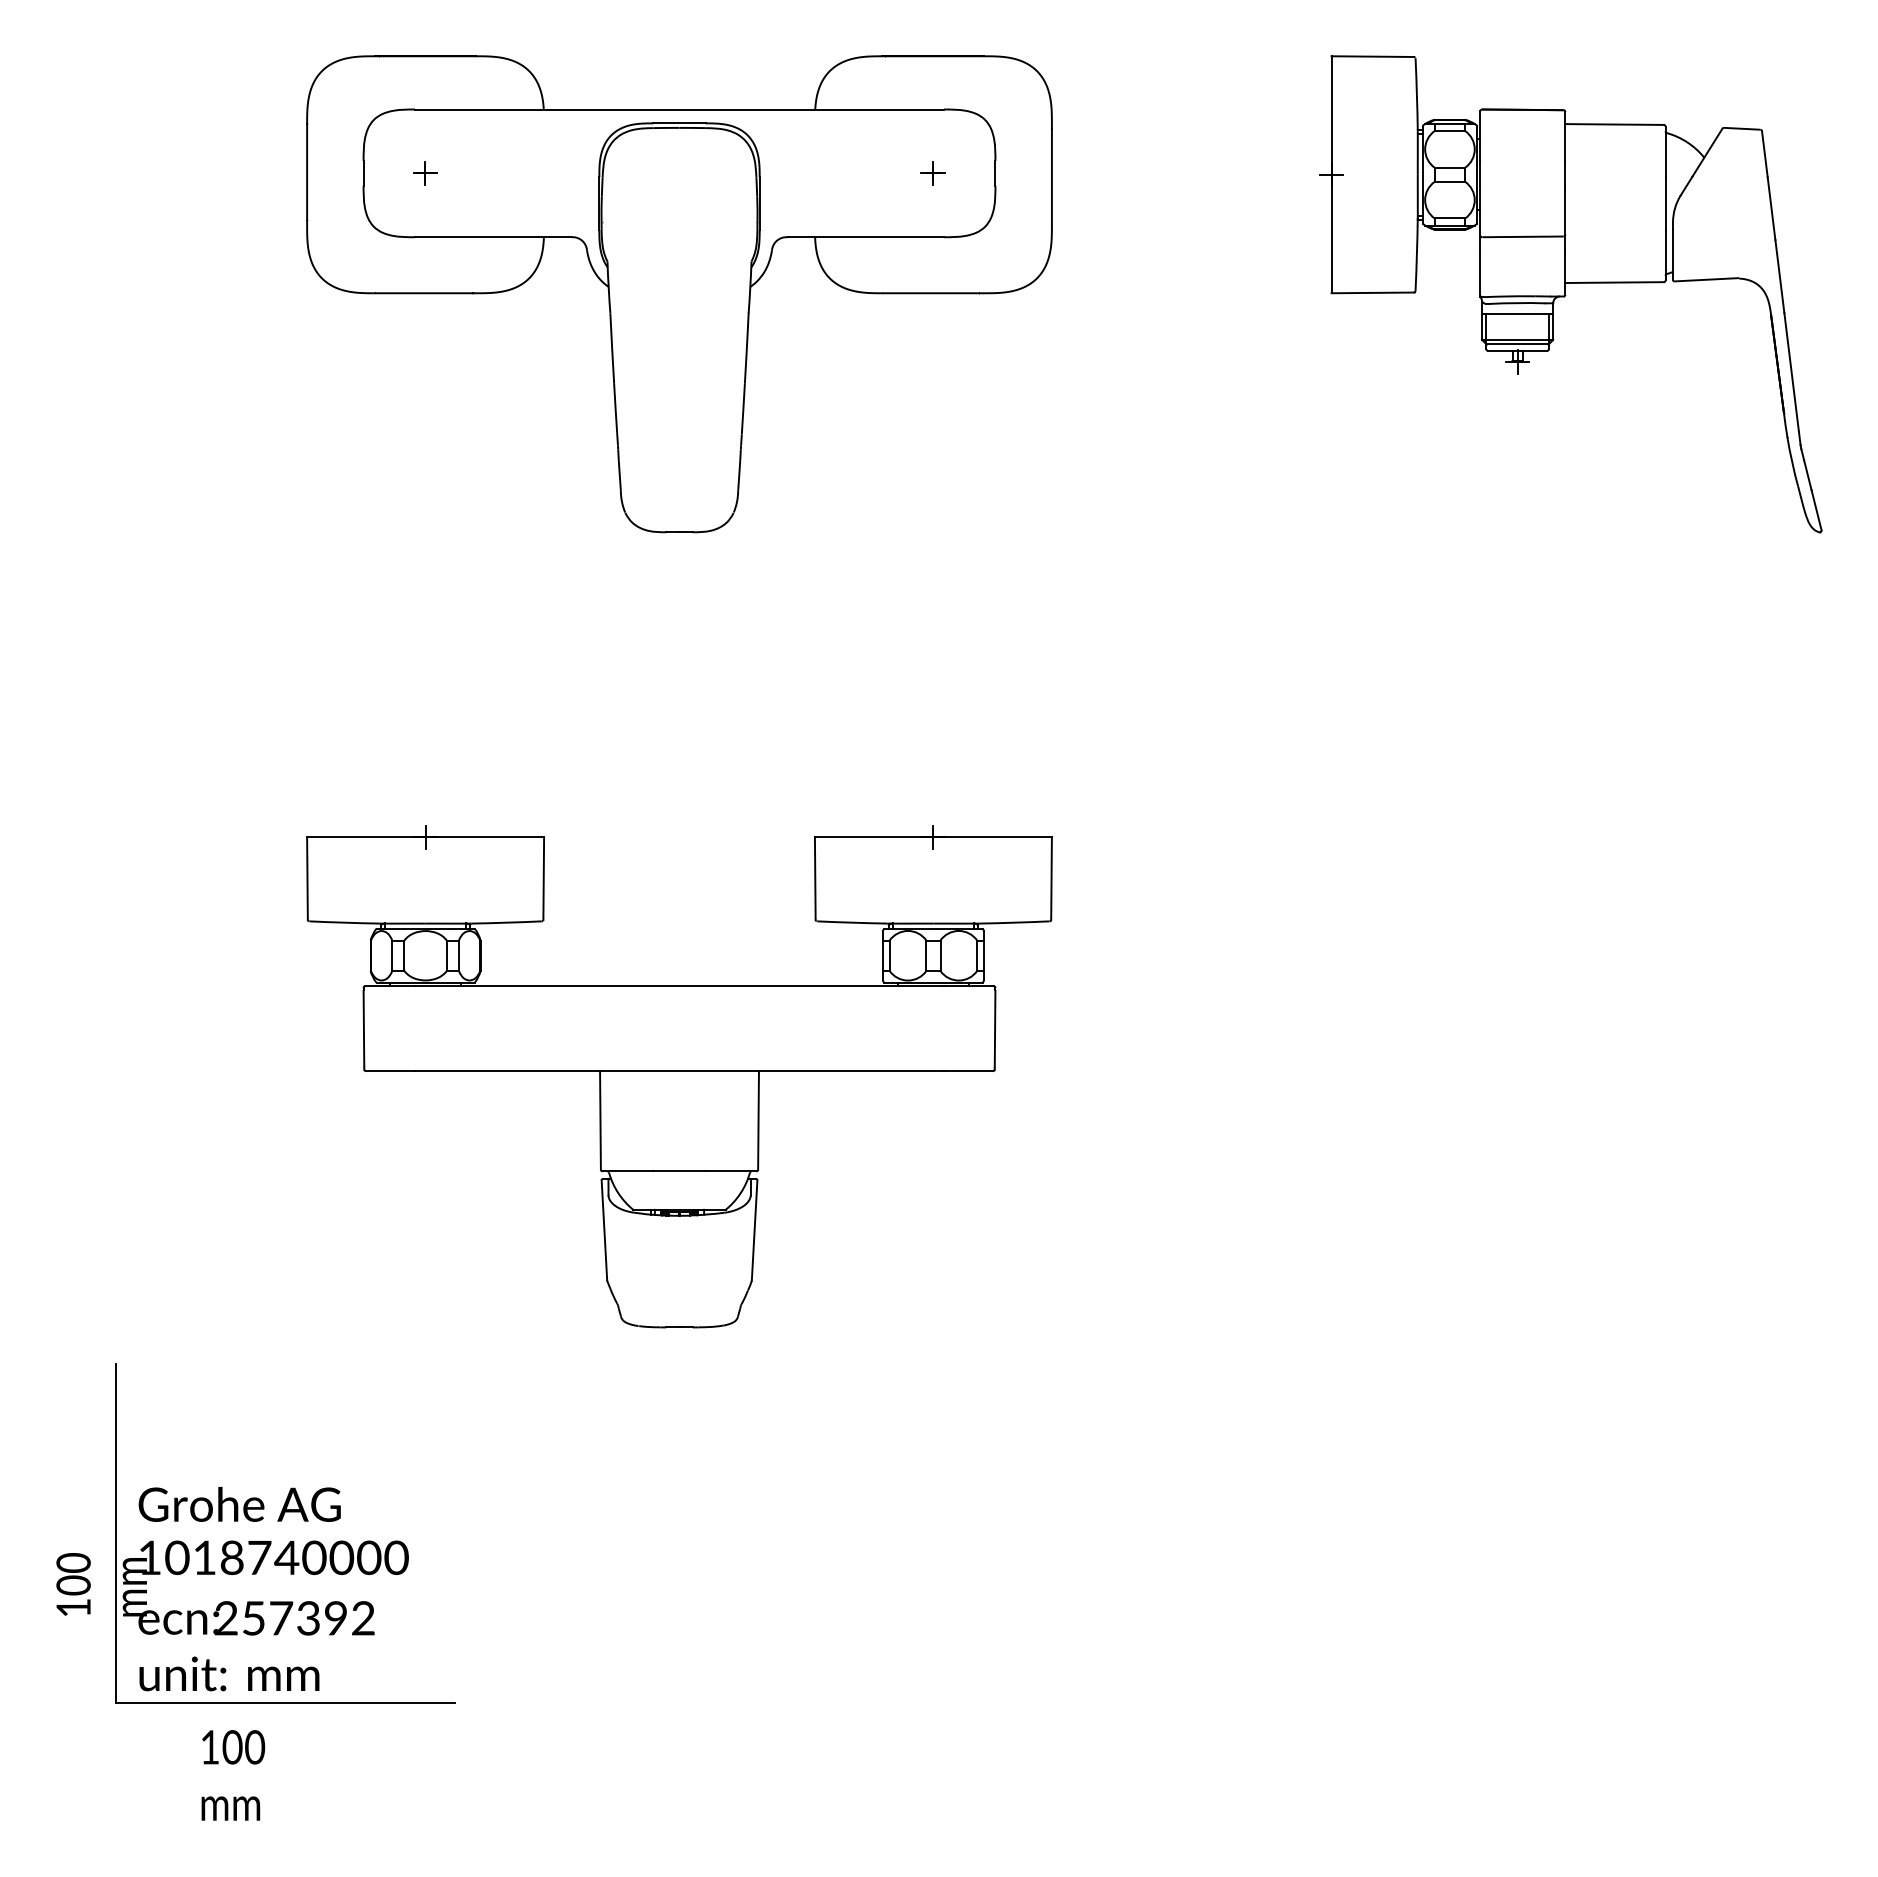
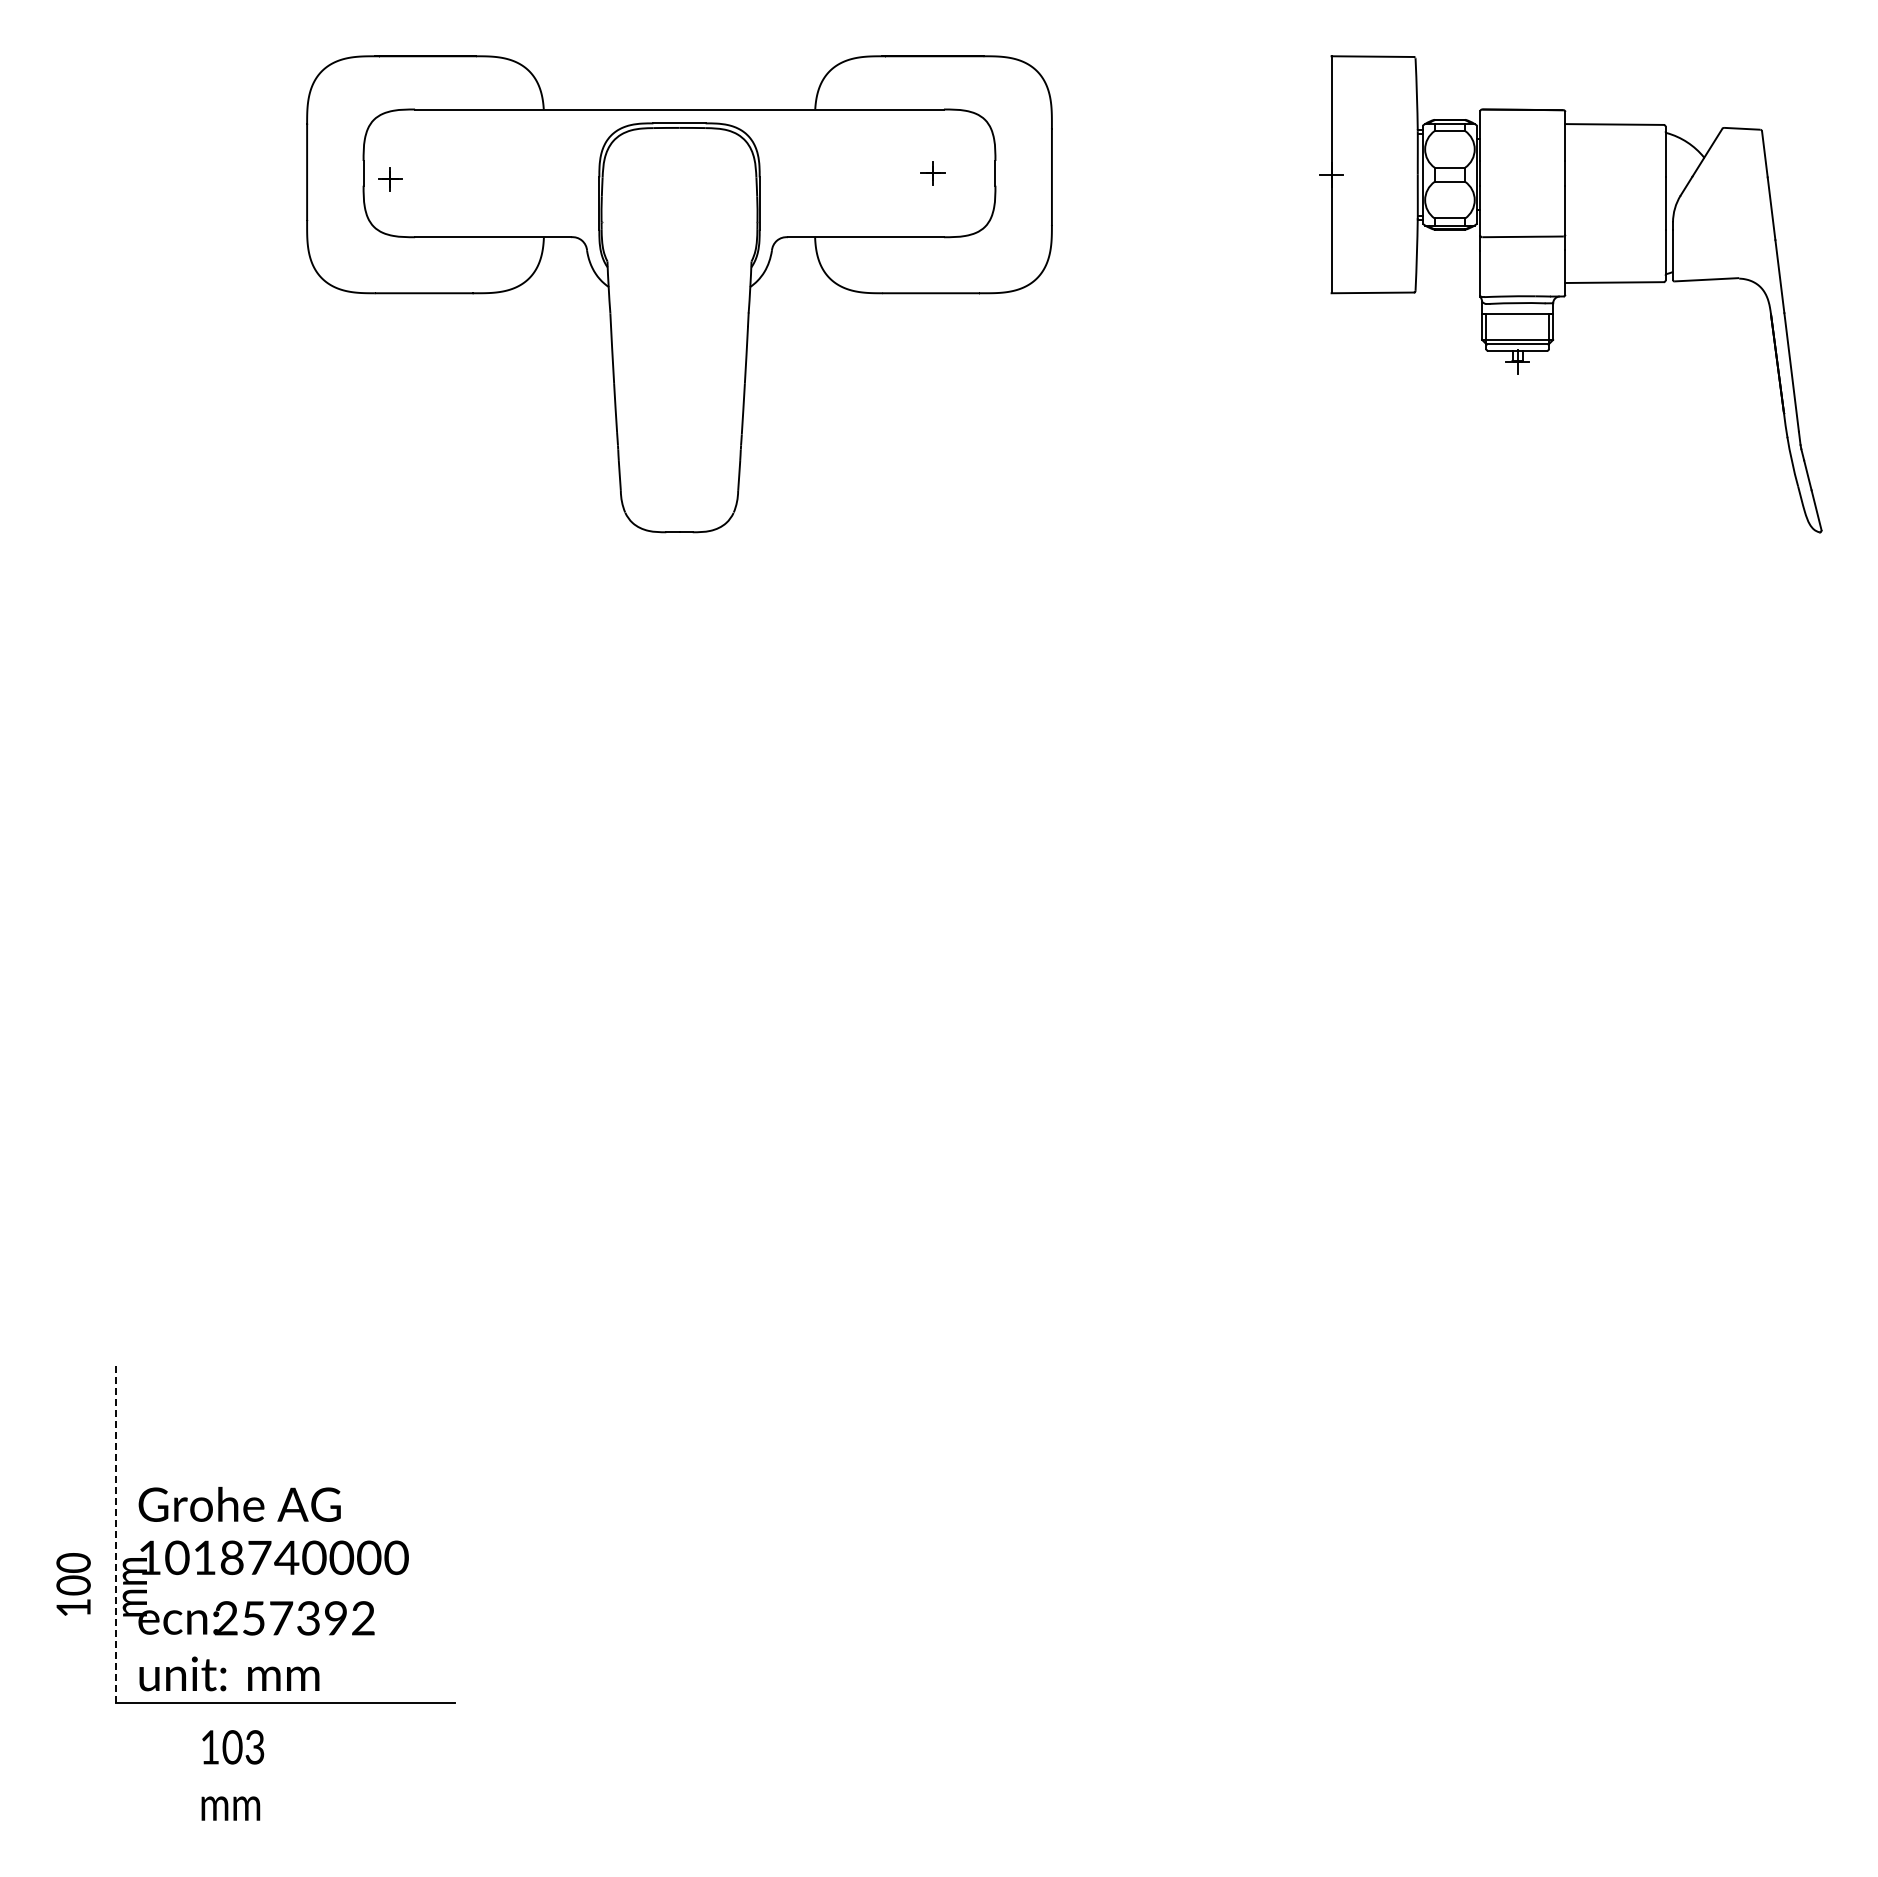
part position: (425, 173) -> (390, 179) (390, 179)
part: present -> none (679, 1076)
line: solid -> dashed (116, 1532)
text: 100 -> 103 (255, 1747)
